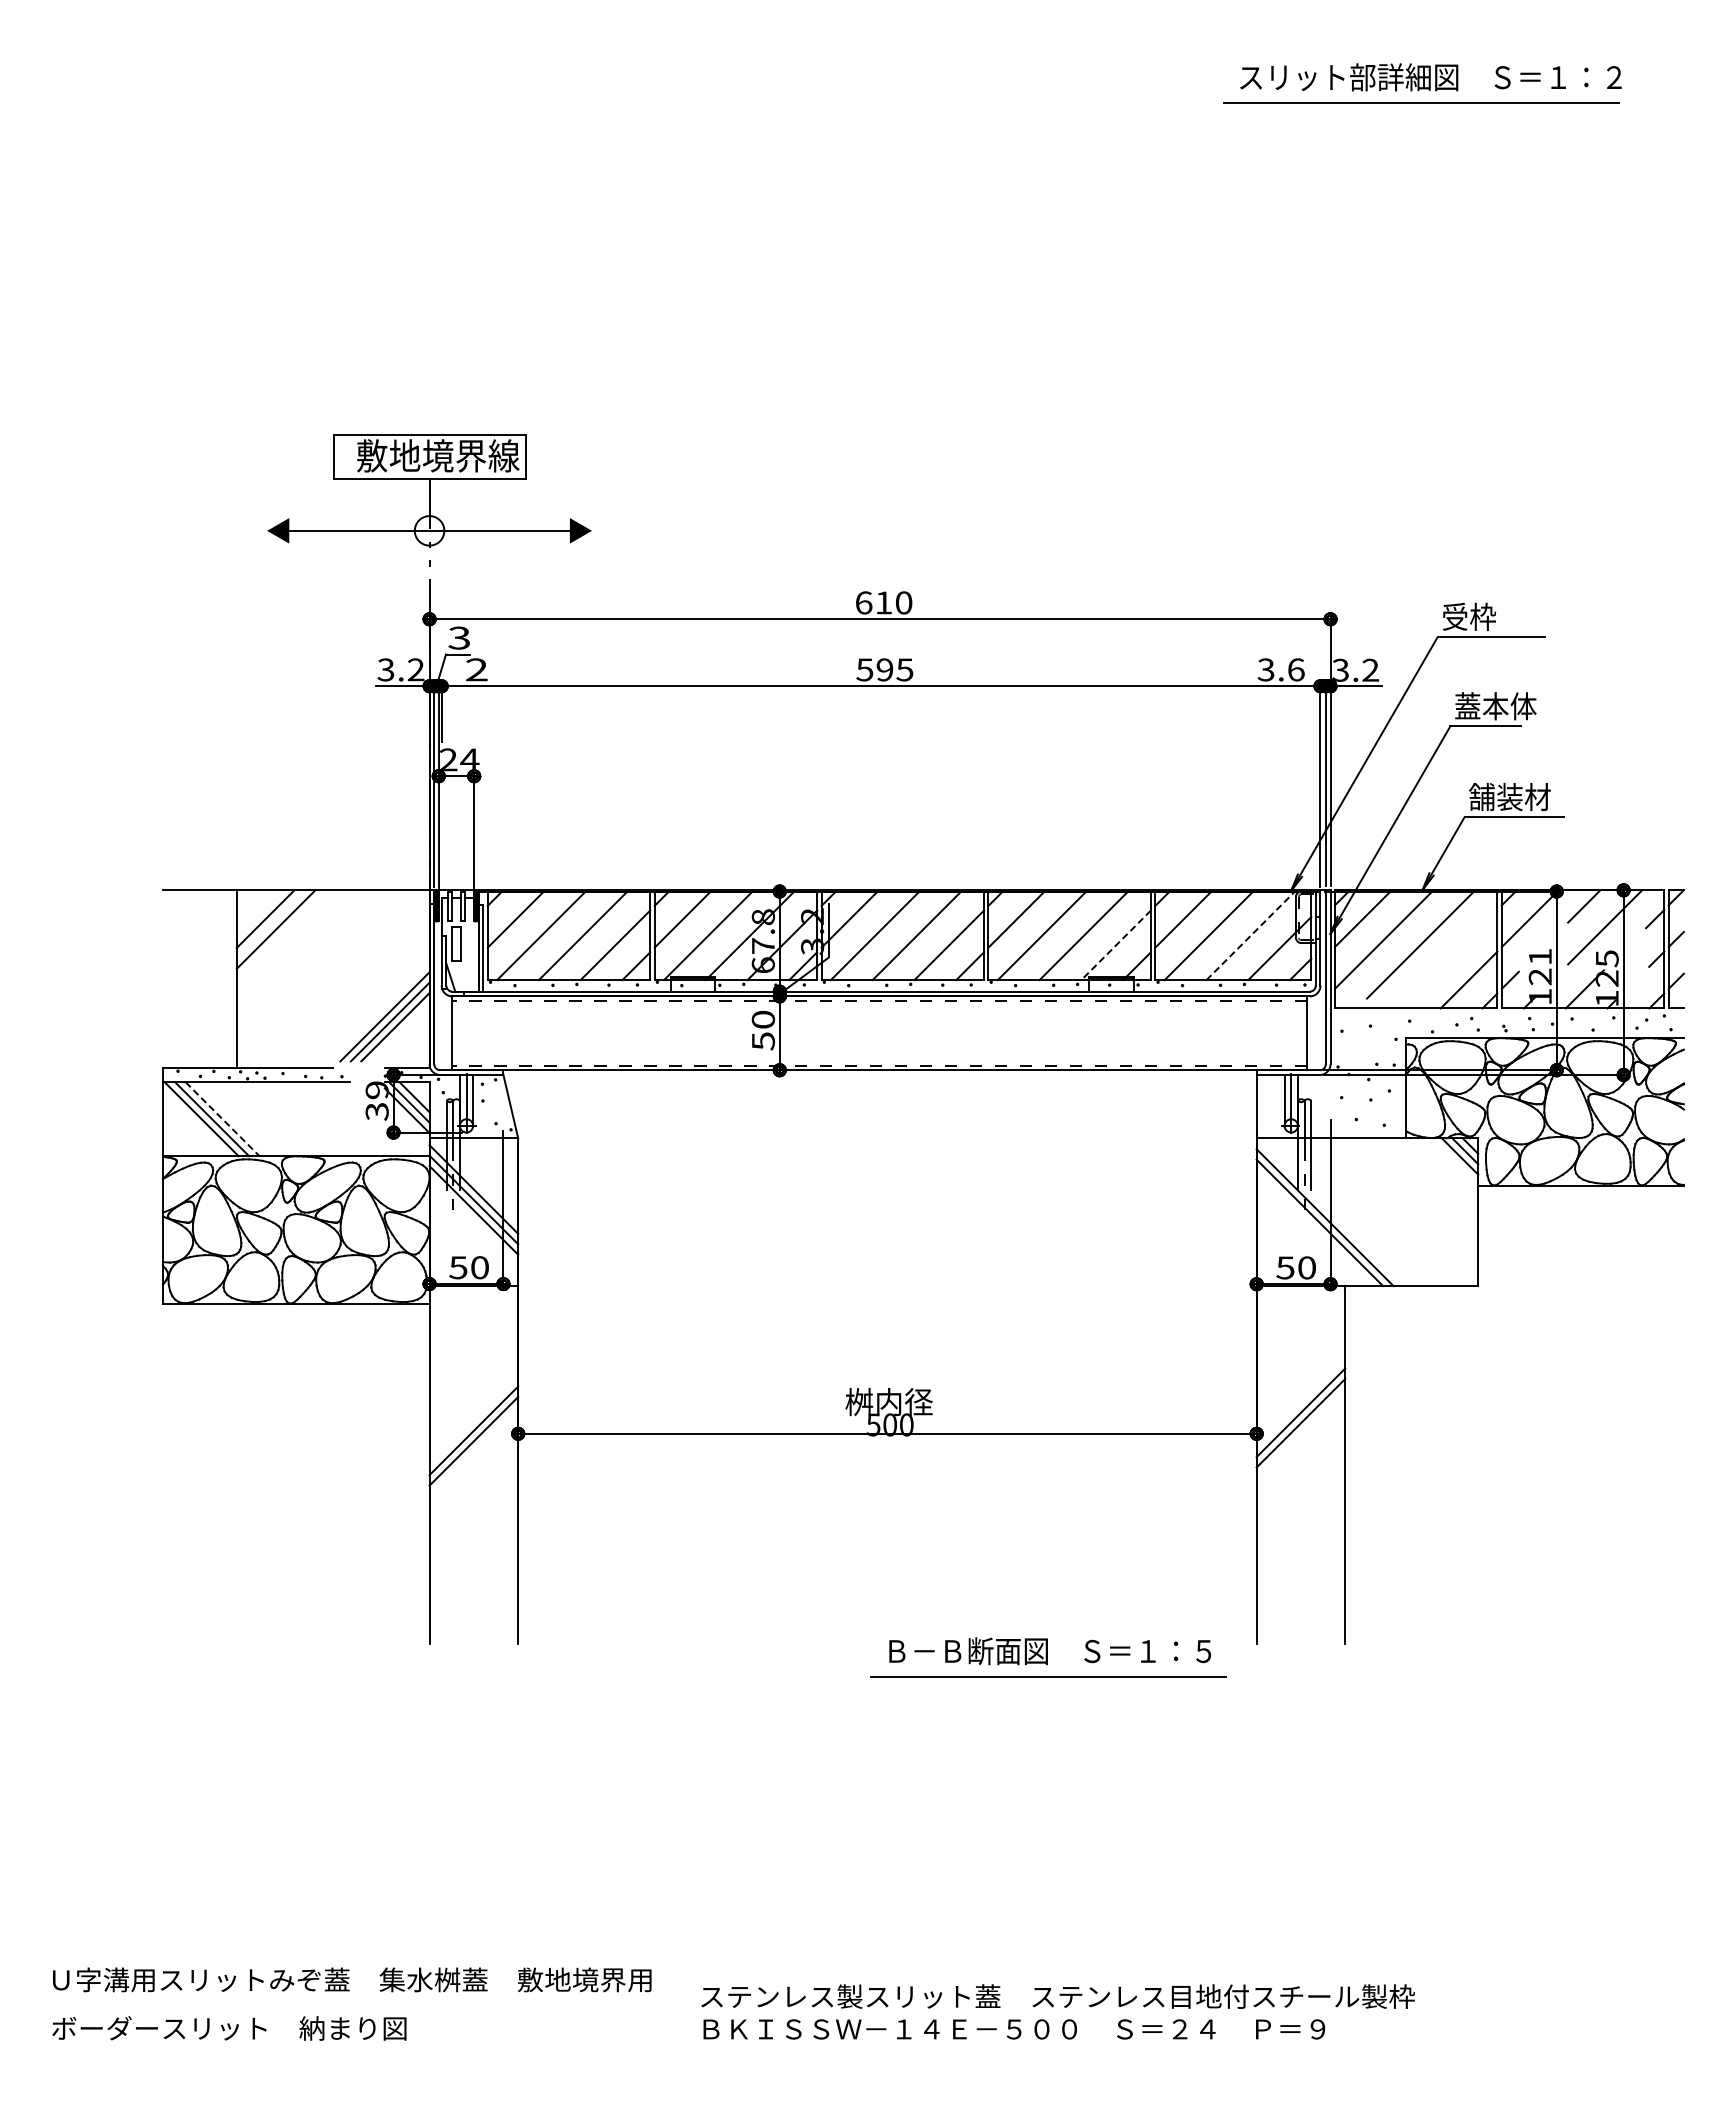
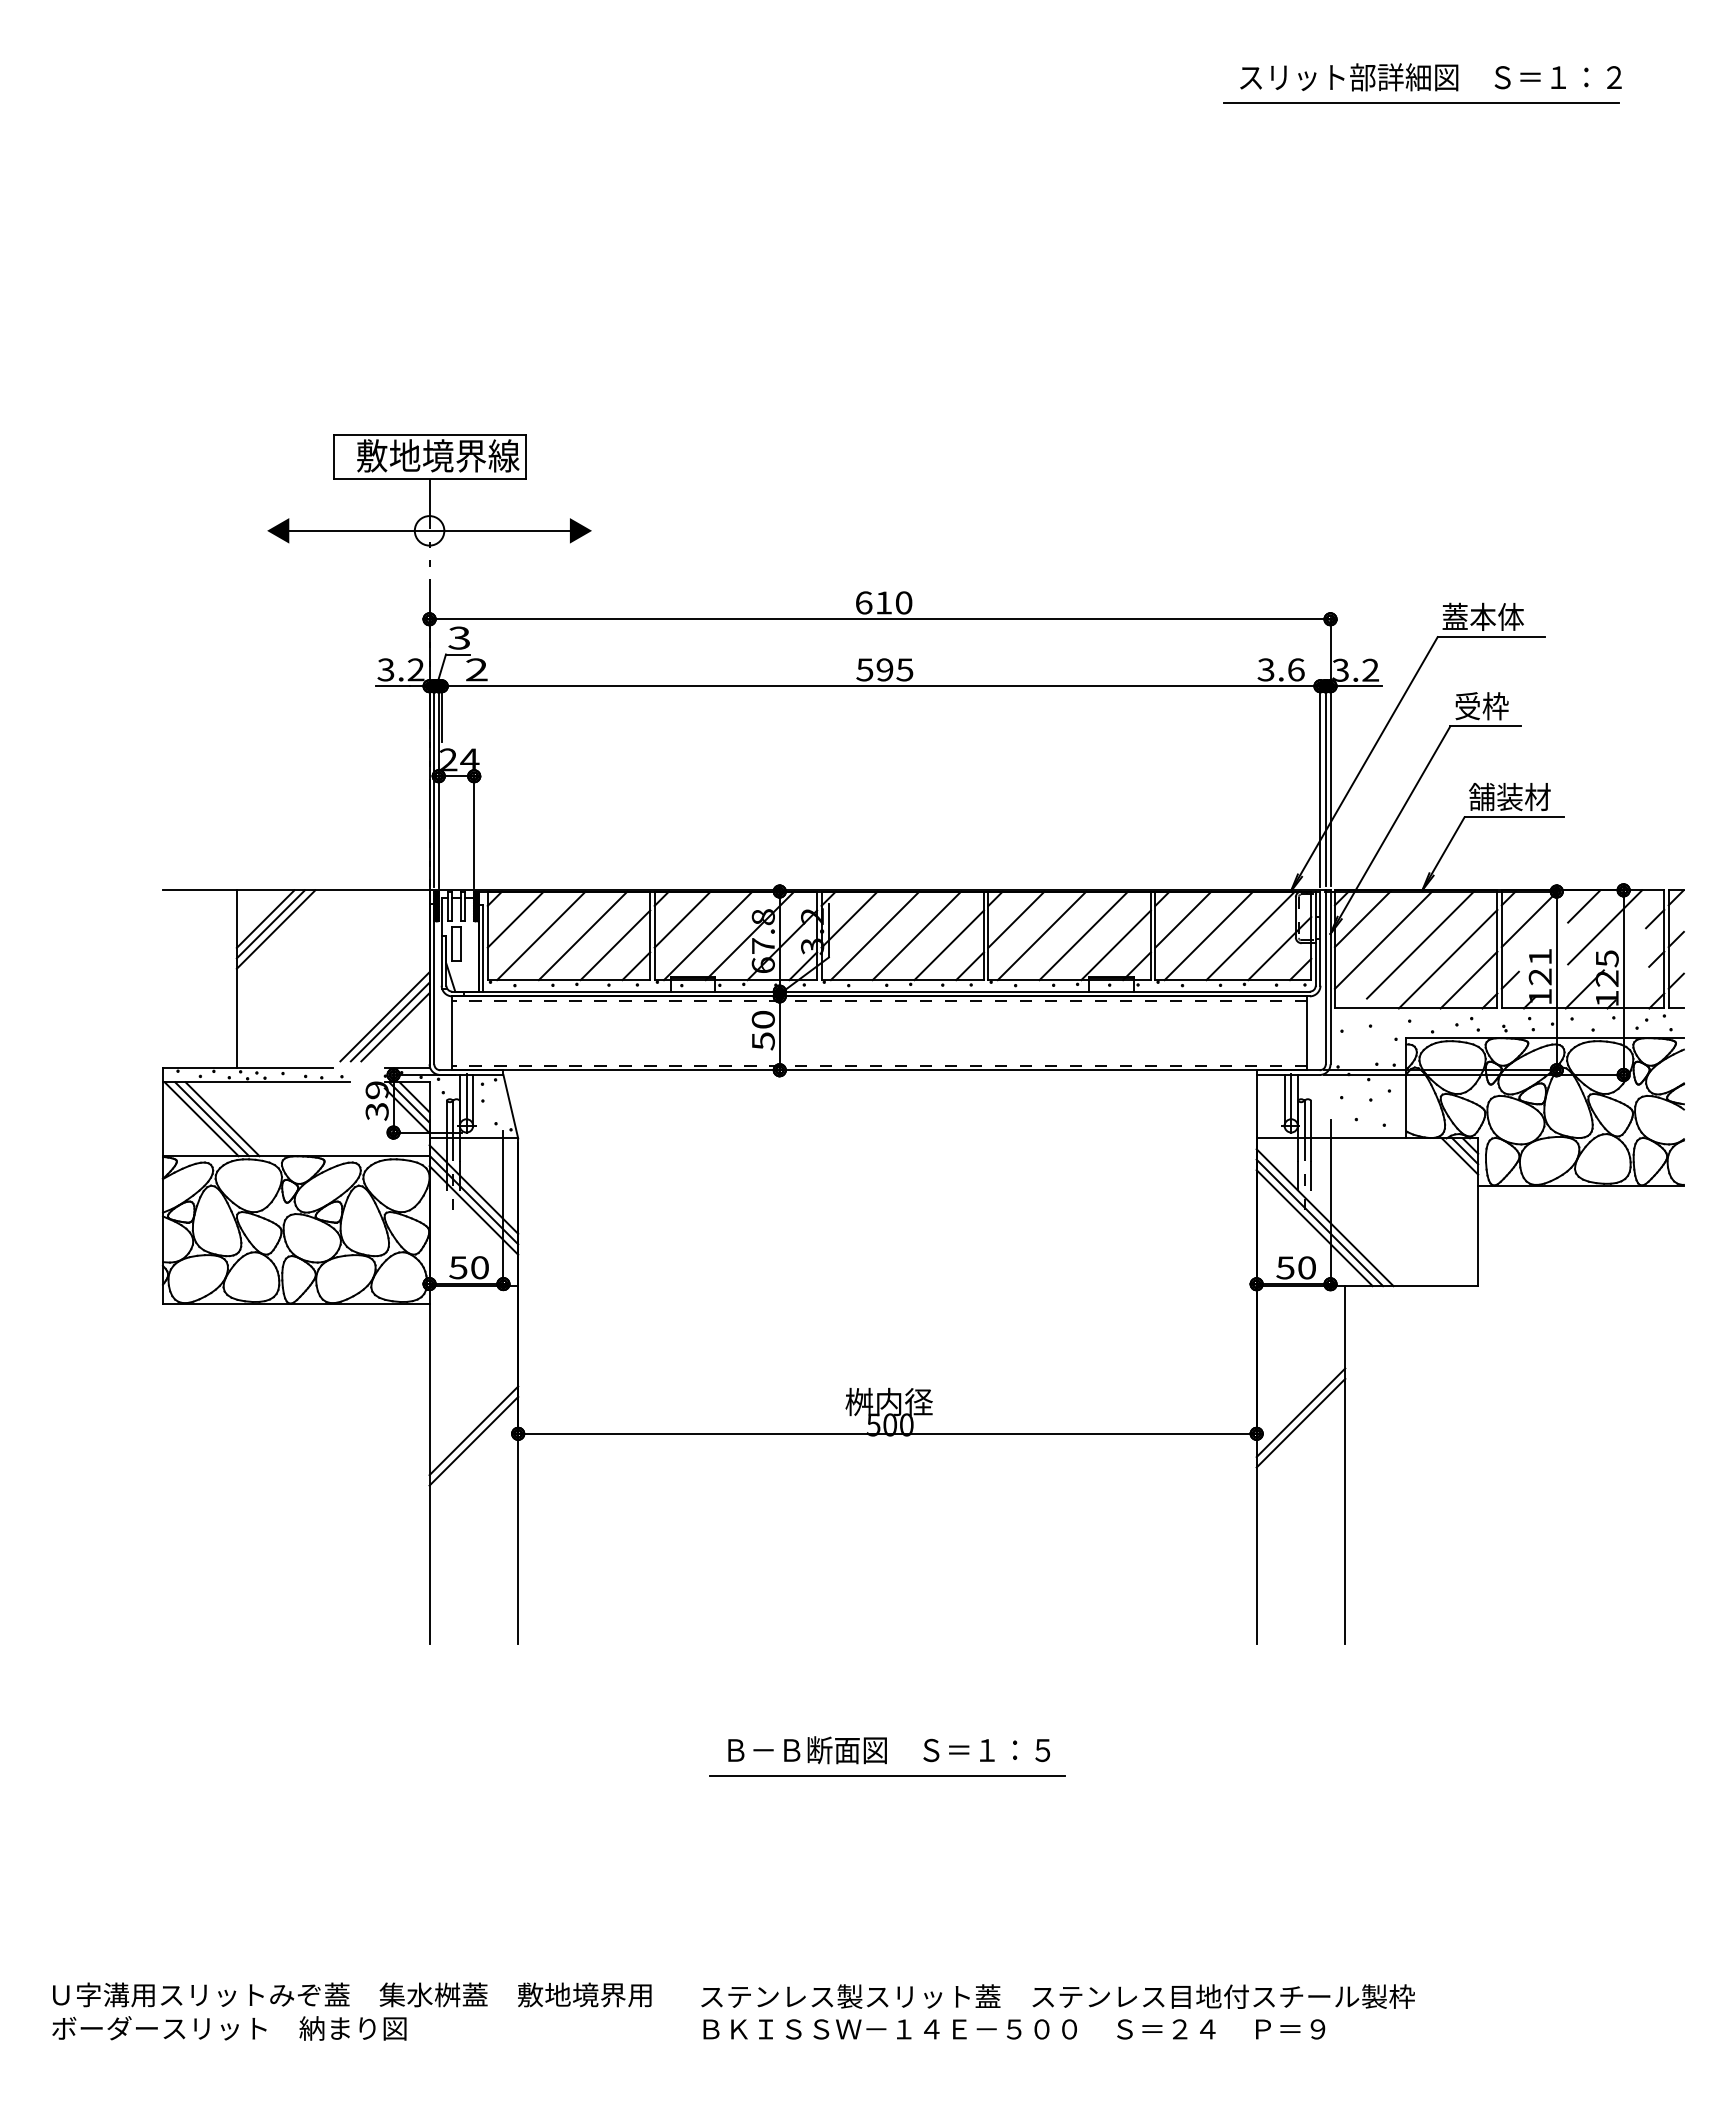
text: 受枠 -> 蓋本体 (1482, 616)
text: 蓋本体 -> 受枠 (1495, 706)
line: none -> present (270, 924)
line: dashed -> solid (1250, 935)
line: dashed -> solid (1115, 945)
line: none -> present (1447, 958)
line: dashed -> solid (222, 1119)
line: none -> present (1314, 1228)
part position: (1048, 1657) -> (887, 1756) (887, 1756)
text position: (352, 1979) -> (352, 1994) (352, 1994)
